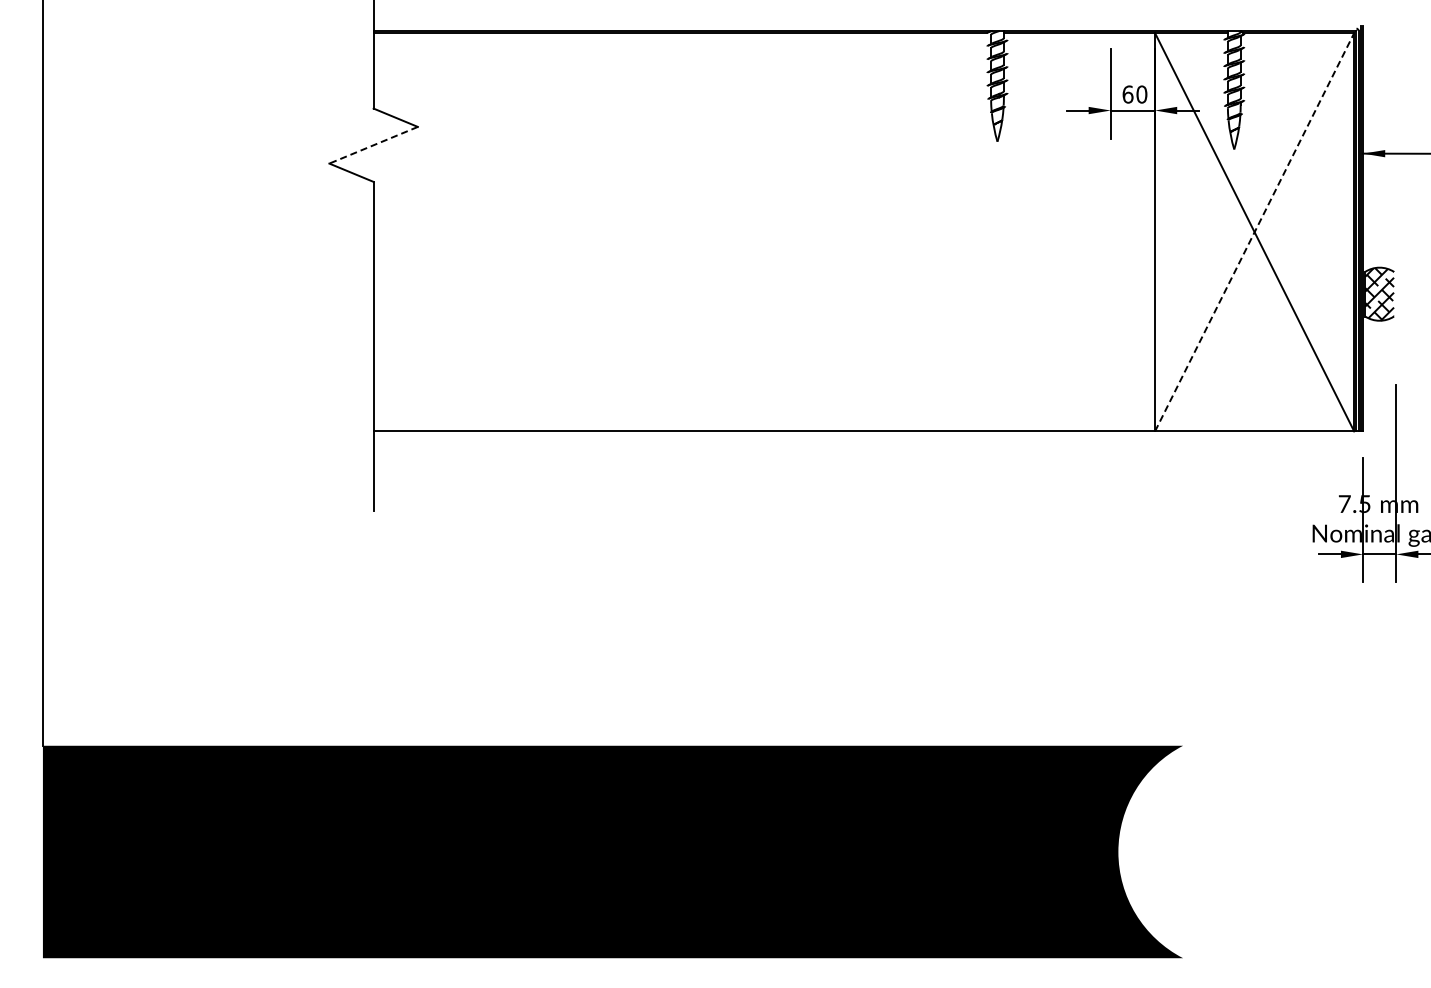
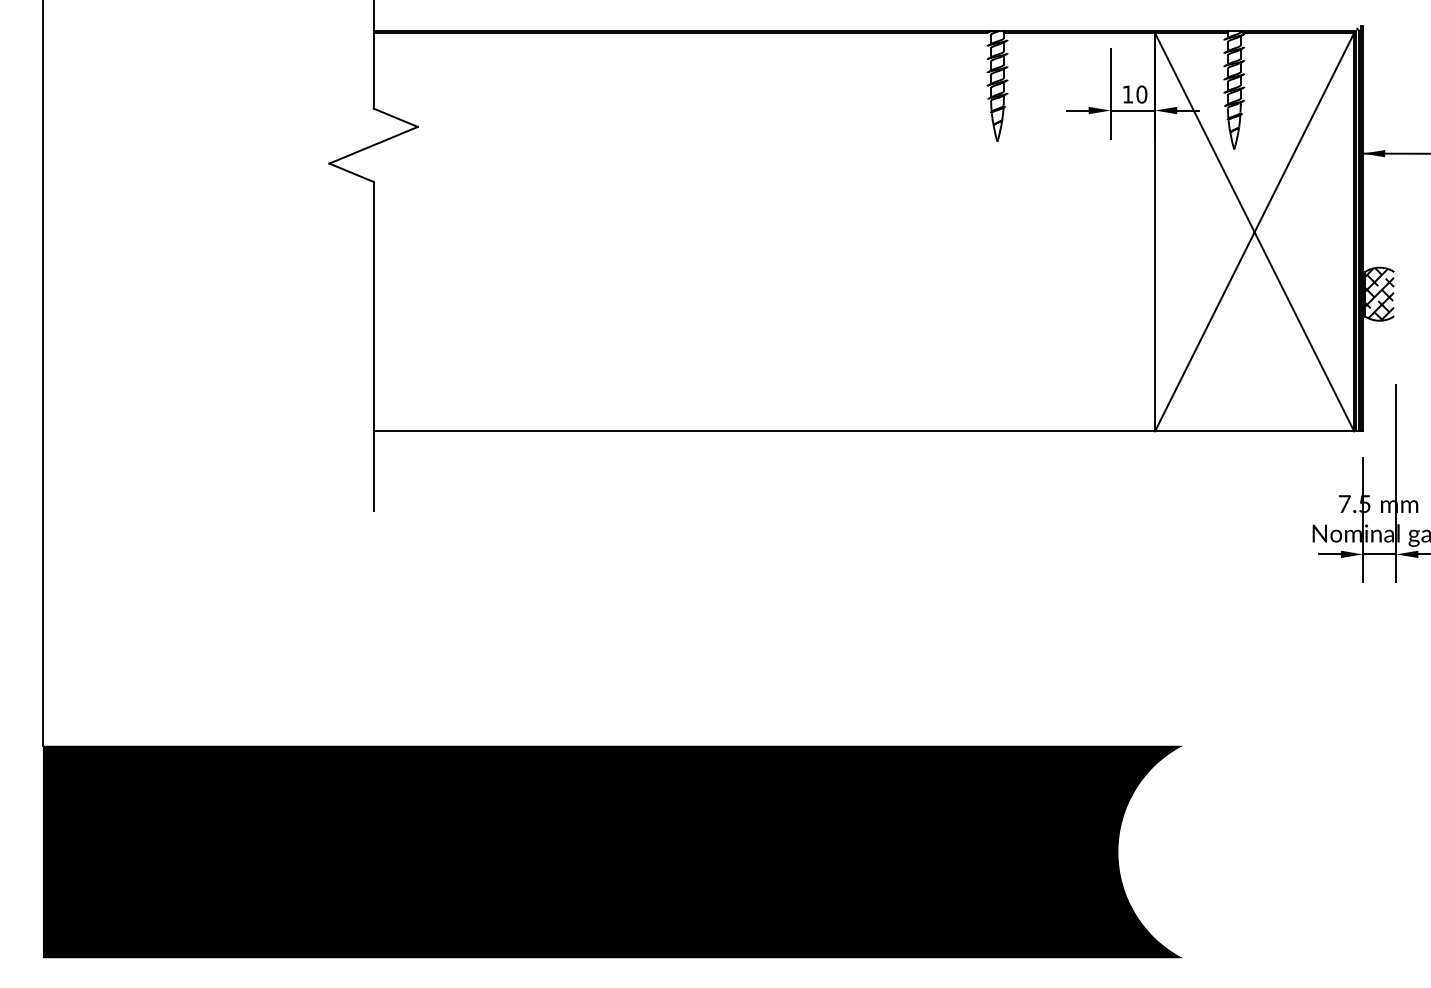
text: 60 -> 10 (1127, 94)
line: dashed -> solid (373, 145)
line: dashed -> solid (1254, 232)
